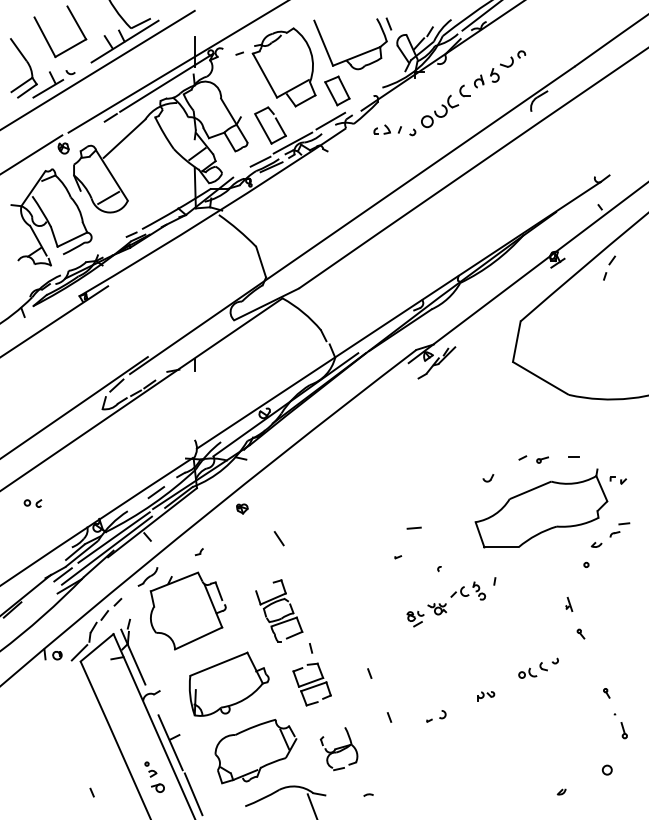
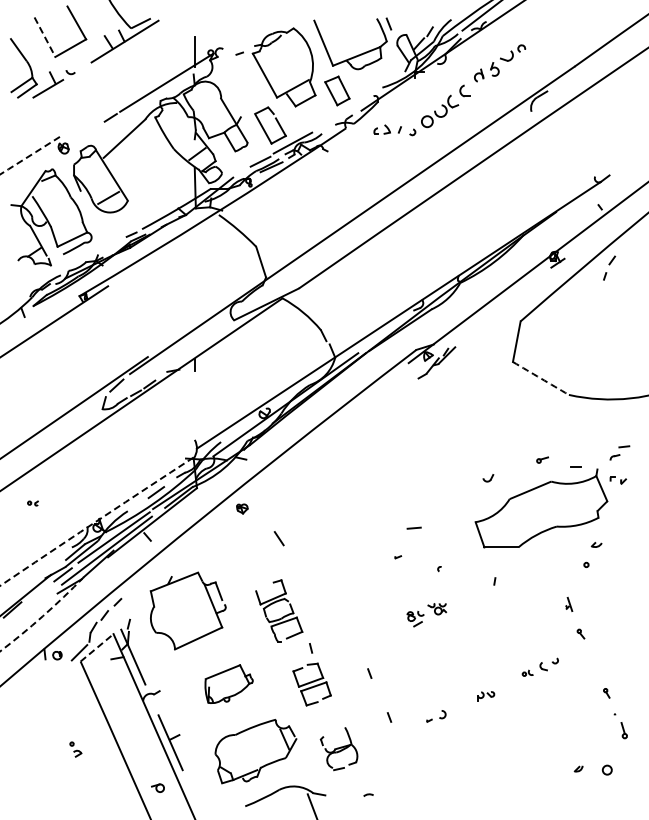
line: solid -> dashed (45, 37)
line: present -> none (176, 67)
line: present -> none (98, 69)
part position: (500, 69) -> (500, 63) (500, 63)
line: present -> none (330, 120)
arc: solid -> dashed (31, 154)
arc: solid -> dashed (540, 378)
line position: (573, 456) -> (575, 466) (575, 466)
line: present -> none (522, 457)
part size: 20x9 px -> 12x7 px (32, 503)
arc: solid -> dashed (96, 521)
part position: (619, 529) -> (619, 452) (619, 452)
part: present -> none (198, 552)
part: present -> none (147, 576)
part: present -> none (468, 590)
arc: solid -> dashed (43, 615)
line: solid -> dashed (97, 647)
part size: 20x12 px -> 13x8 px (527, 672)
part size: 82x66 px -> 50x40 px (228, 683)
part position: (150, 769) -> (75, 749) (75, 749)
part position: (561, 791) -> (578, 768) (578, 768)
line: present -> none (91, 792)
line: present -> none (193, 794)
